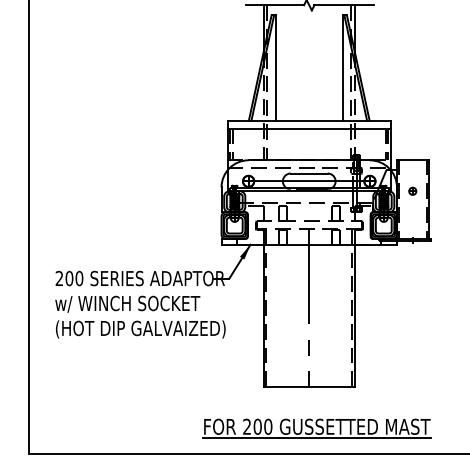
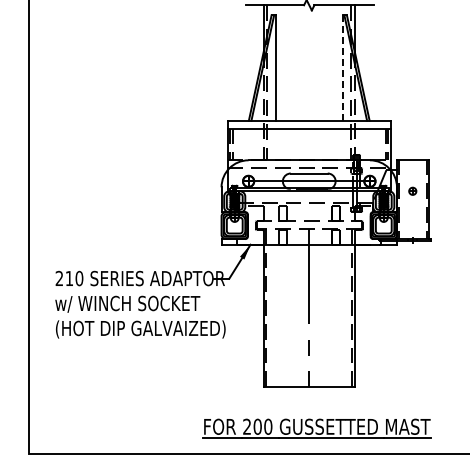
line: solid -> dashed (342, 68)
text: 200 -> 210 (69, 278)
